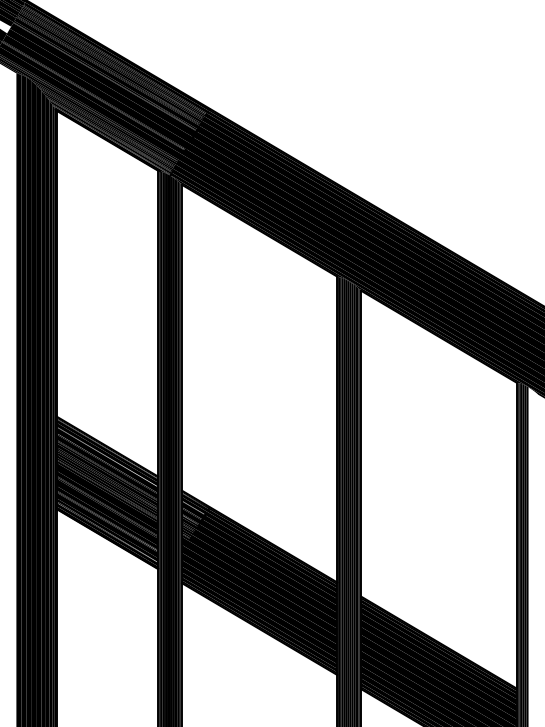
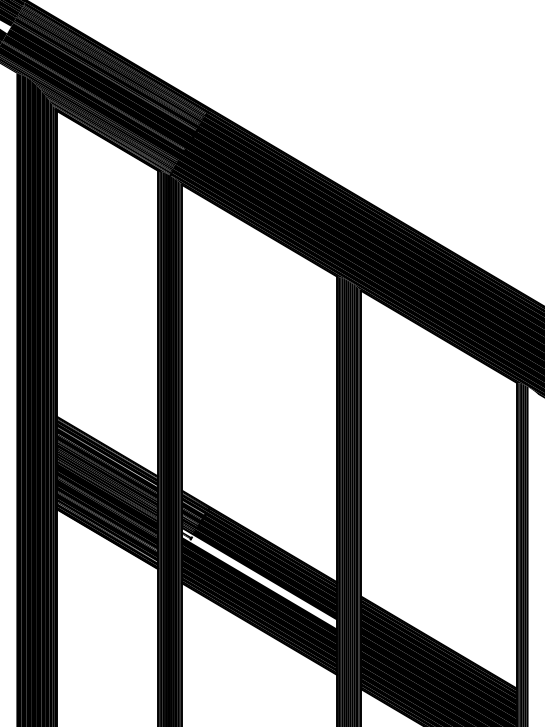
fill: present -> none (259, 578)
